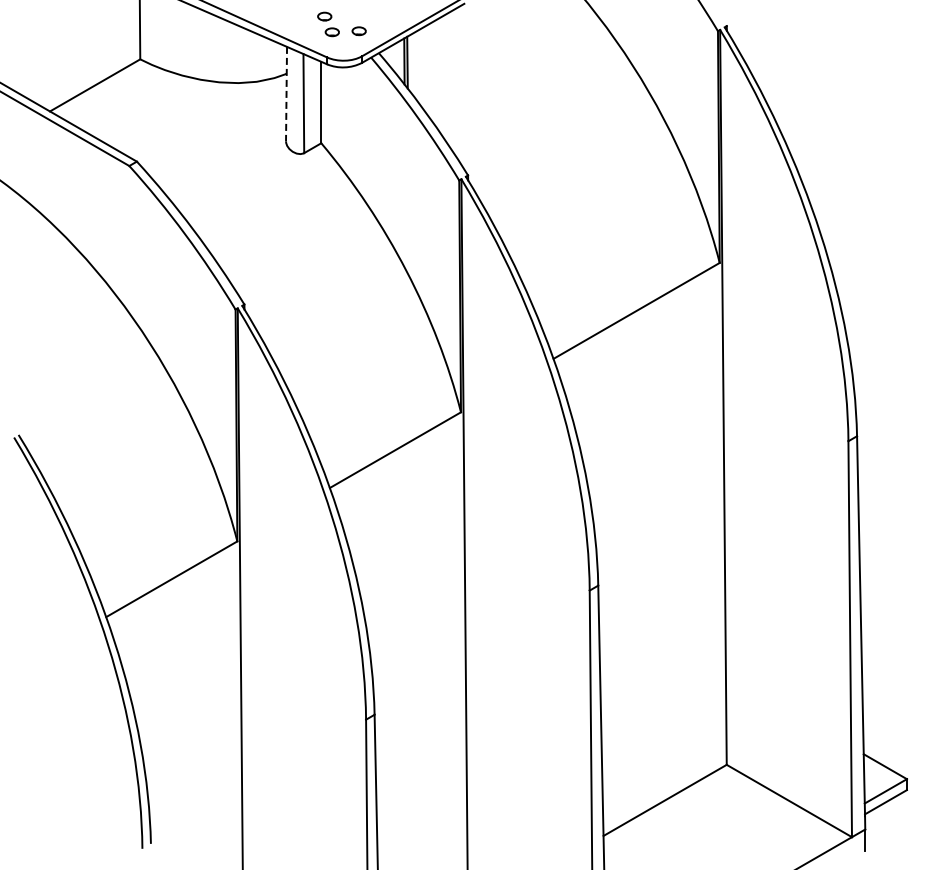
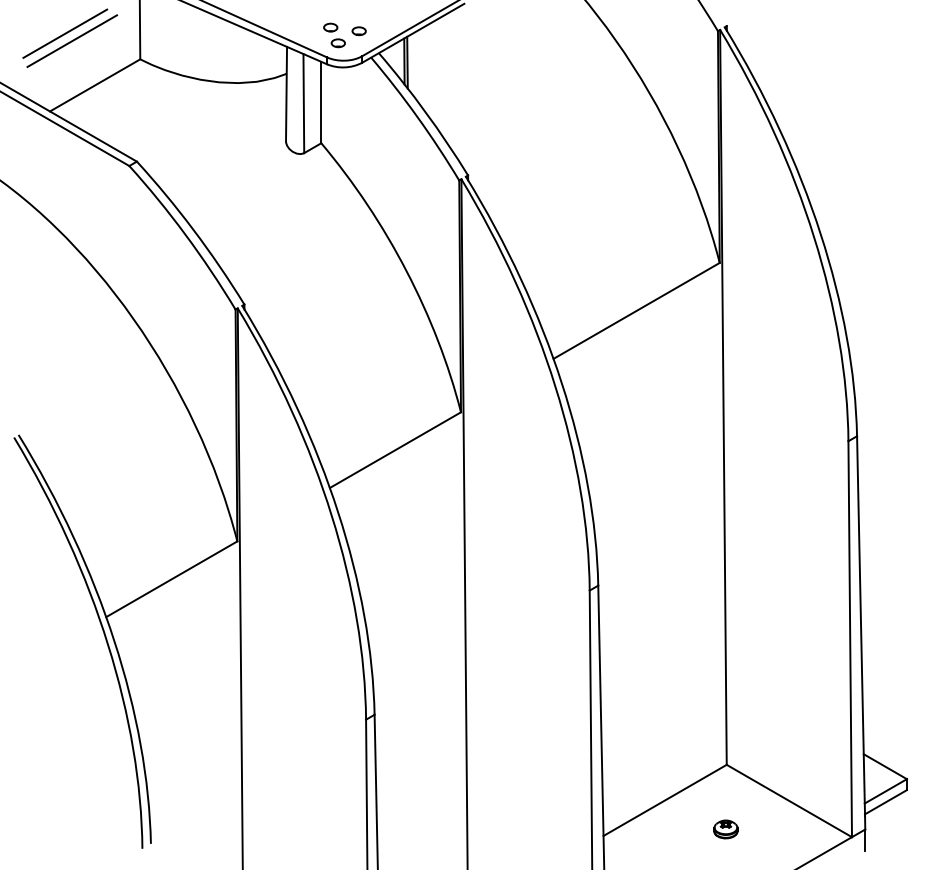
part position: (328, 24) -> (334, 35) (334, 35)
line: none -> present (65, 33)
line: none -> present (72, 40)
line: dashed -> solid (286, 94)
part: none -> present (725, 829)
